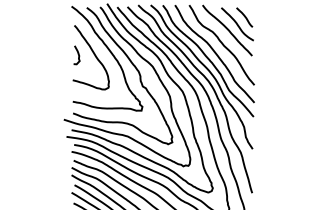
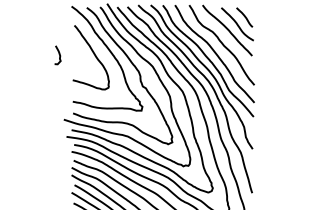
curve position: (77, 54) -> (58, 54) (58, 54)
